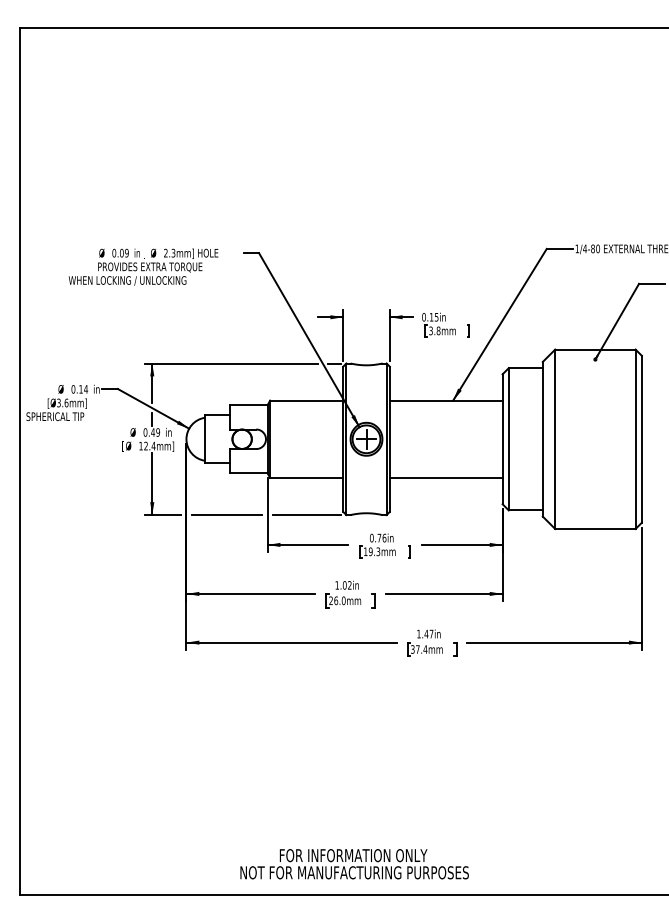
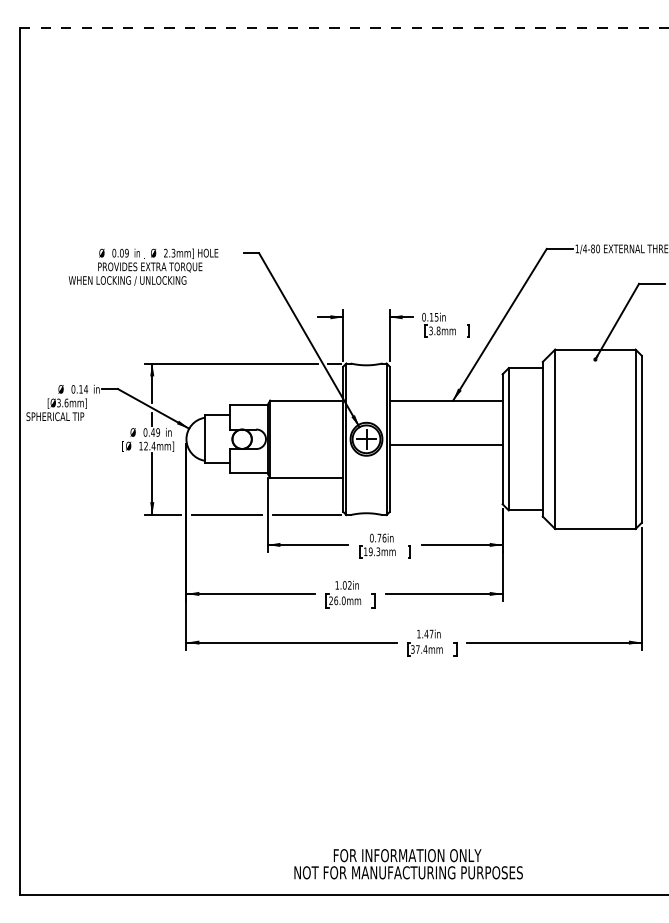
line: solid -> dashed (344, 27)
line position: (445, 477) -> (445, 444) (445, 444)
text position: (354, 864) -> (408, 864) (408, 864)
